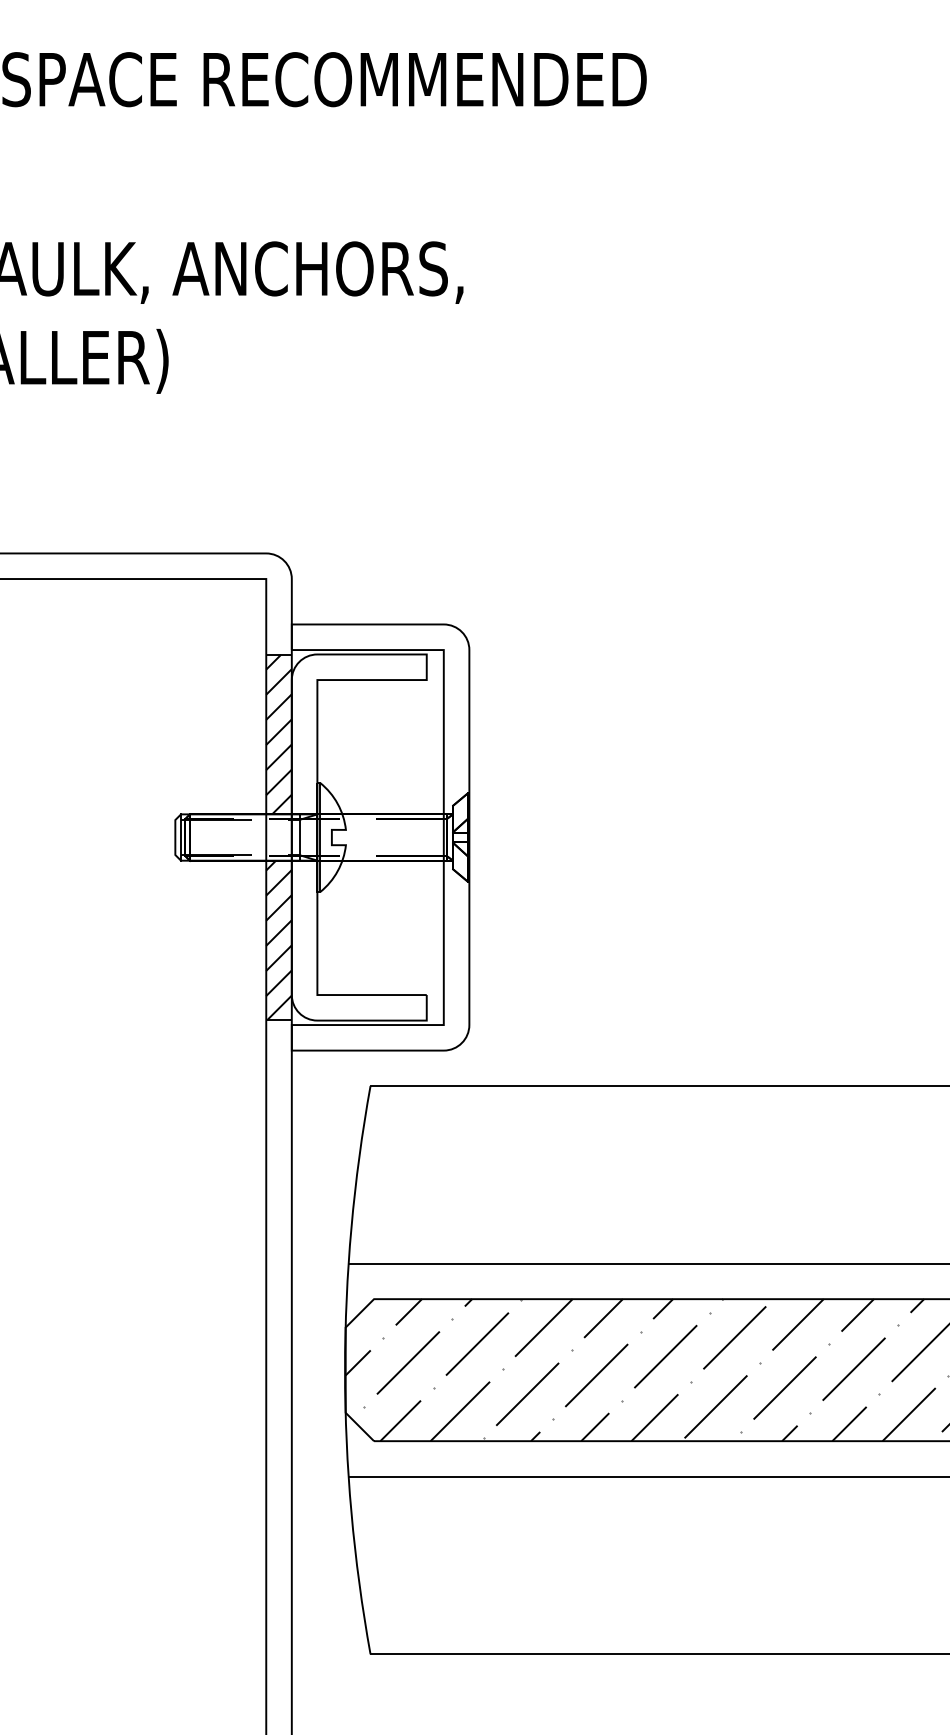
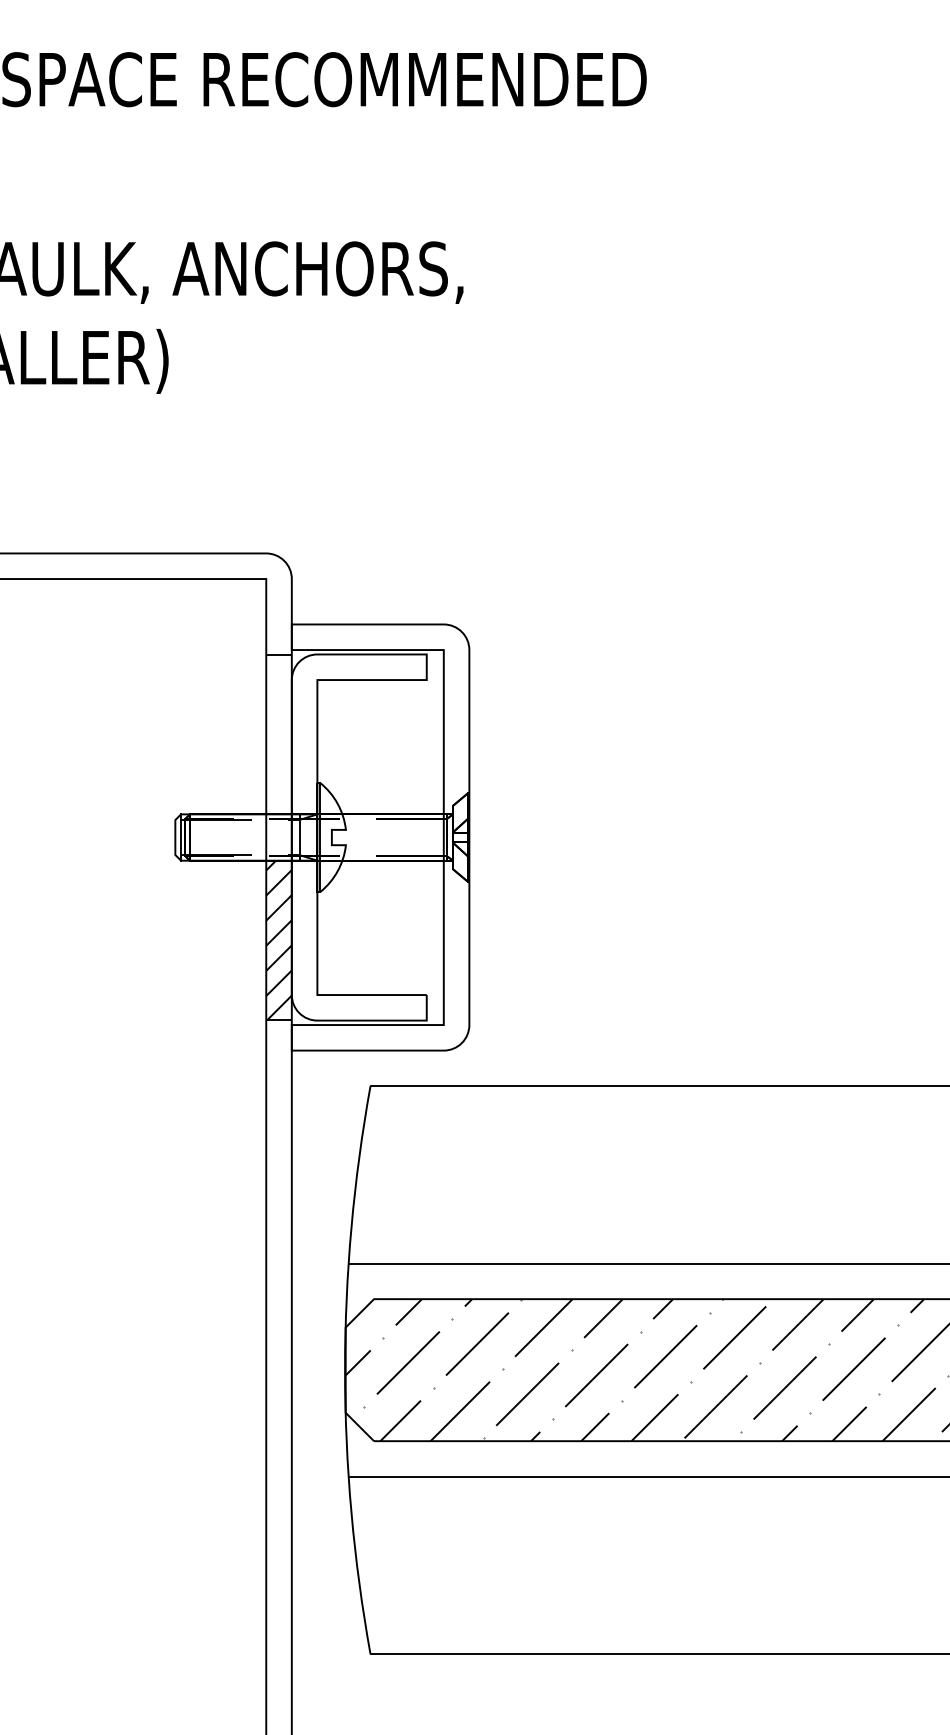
hatch: present -> none (278, 734)
